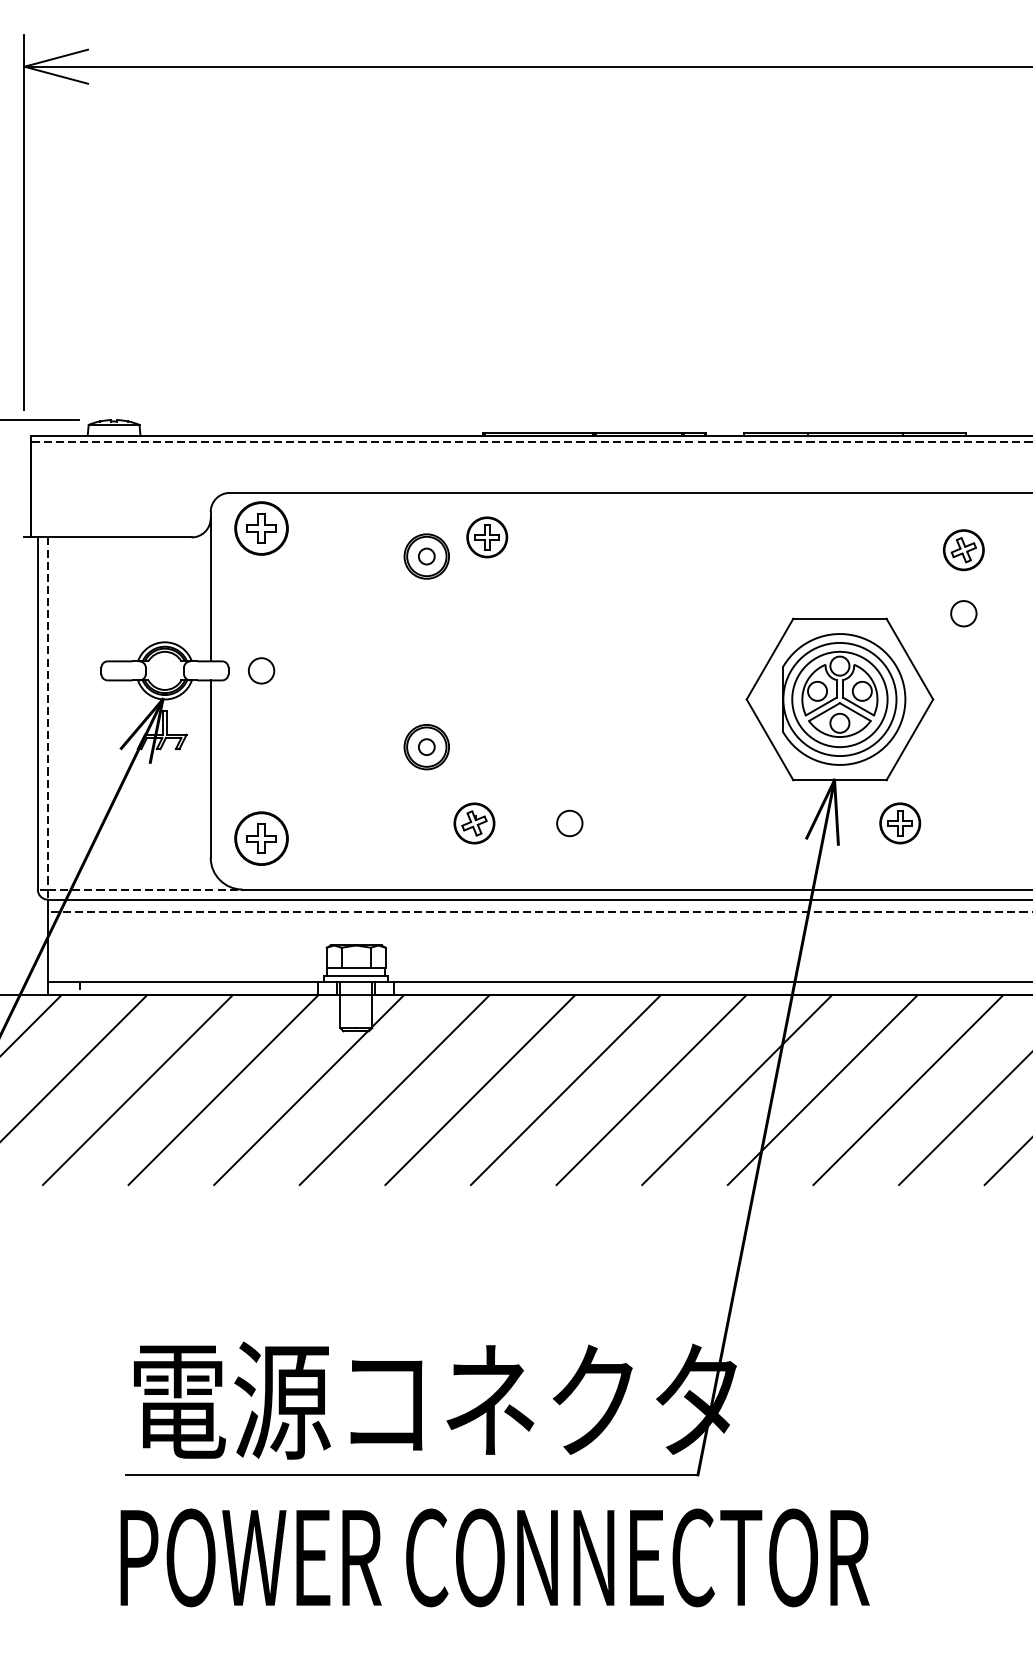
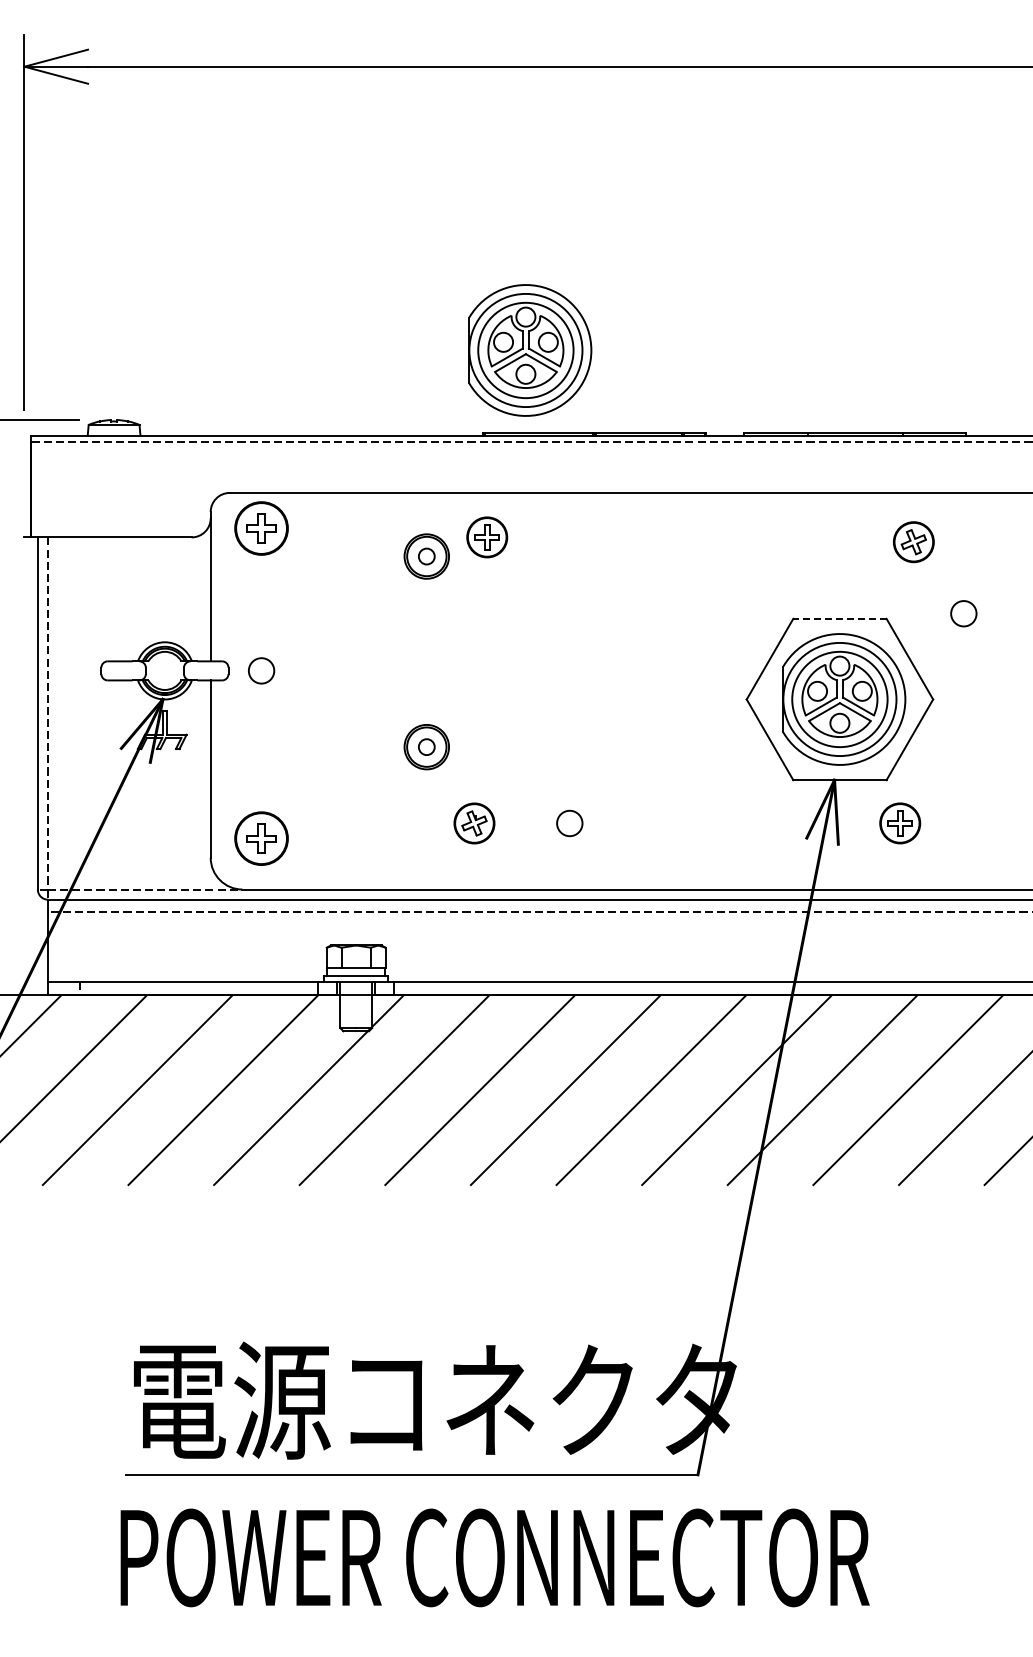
part: none -> present (530, 350)
part position: (963, 550) -> (913, 542) (913, 542)
line: solid -> dashed (839, 618)
